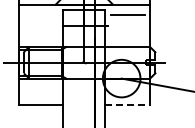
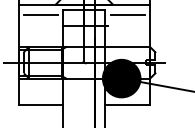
line: none -> present (40, 15)
fill: none -> present (121, 78)
line: dashed -> solid (128, 104)
